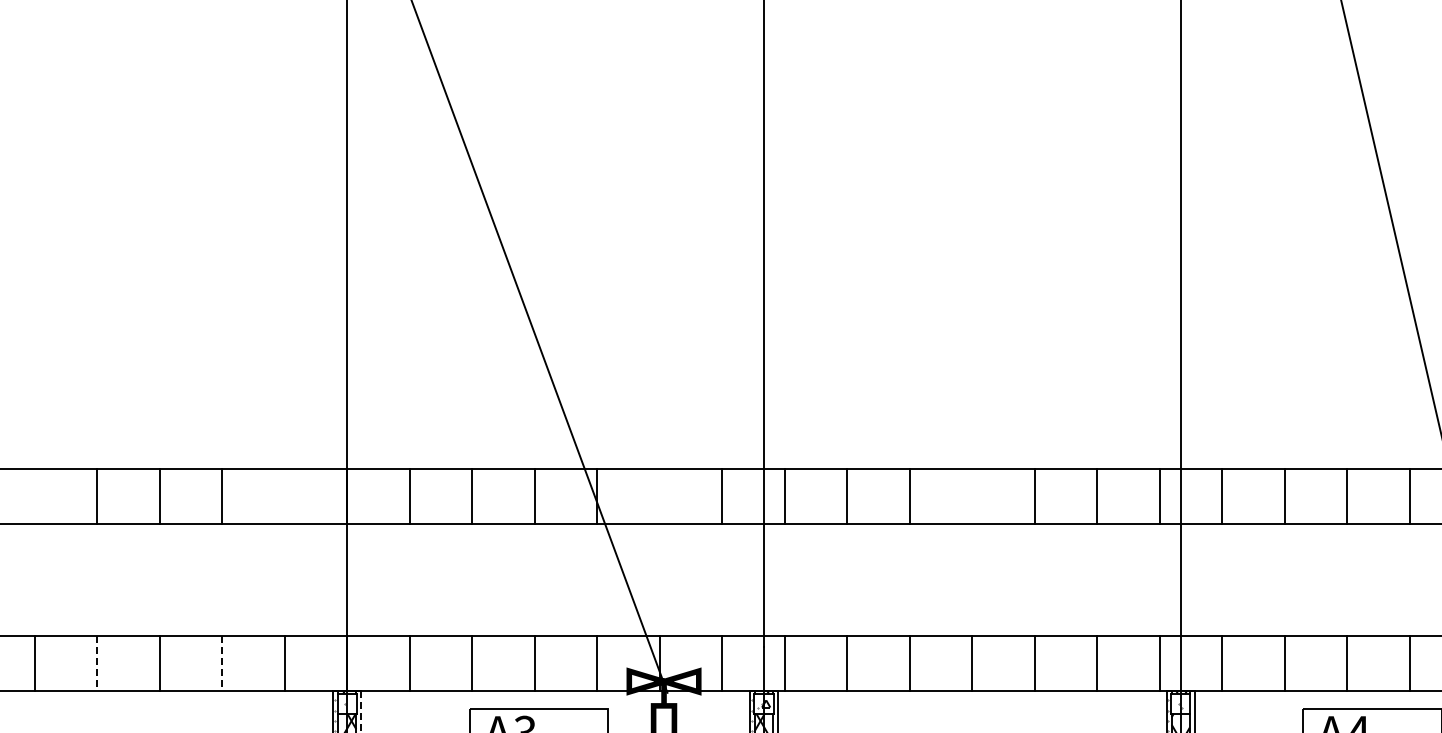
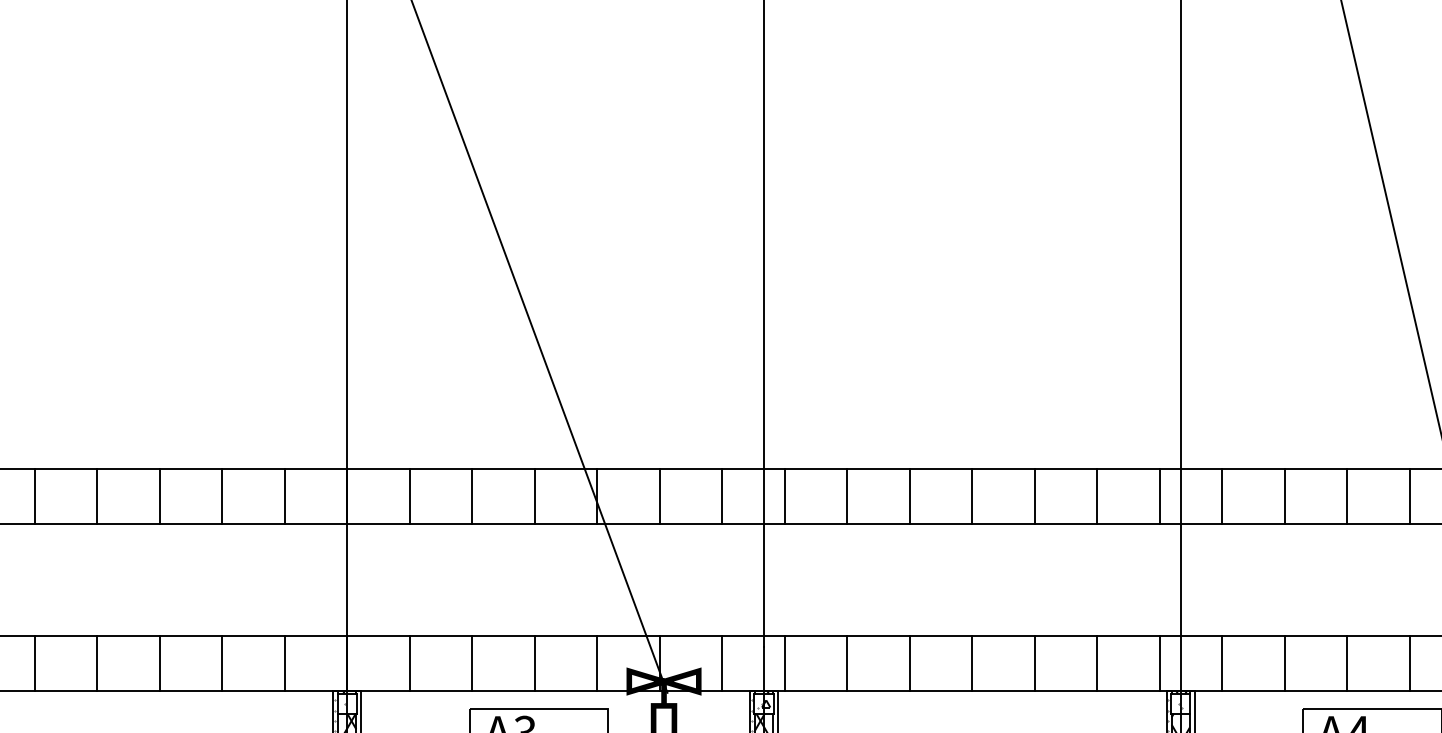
line: none -> present (34, 496)
line: none -> present (284, 496)
line: none -> present (659, 496)
line: none -> present (972, 496)
line: dashed -> solid (97, 663)
line: dashed -> solid (222, 663)
line: dashed -> solid (361, 711)
